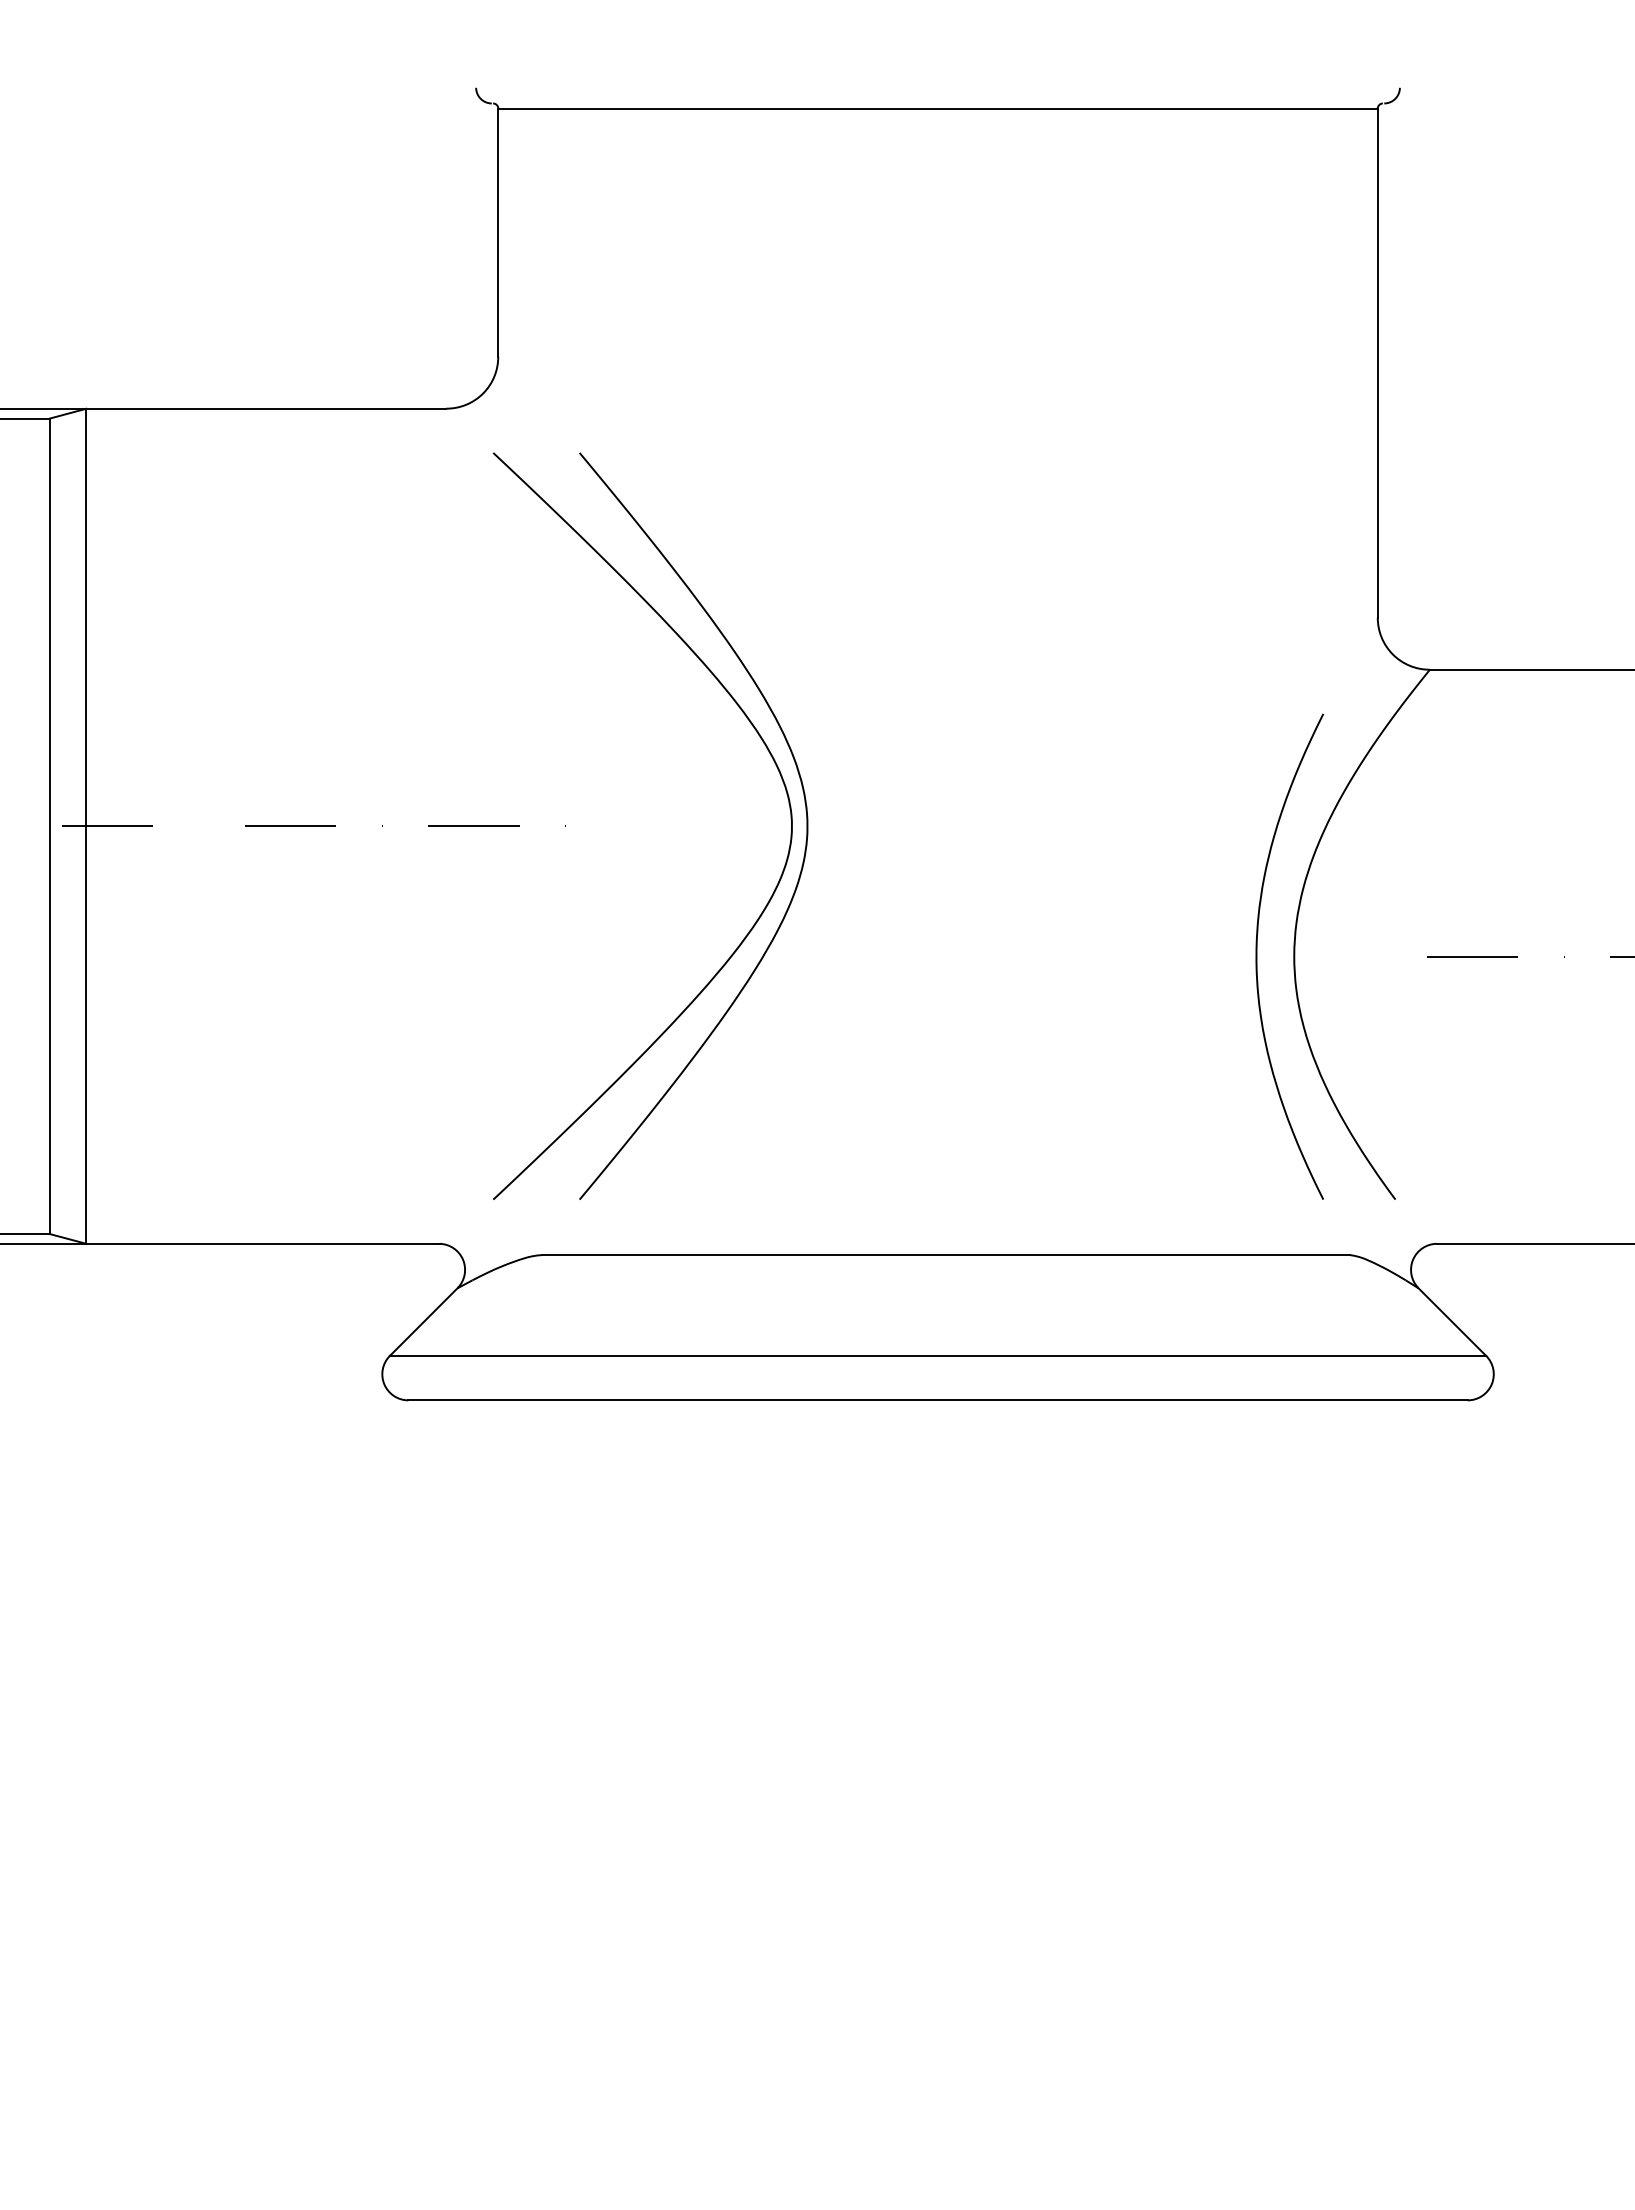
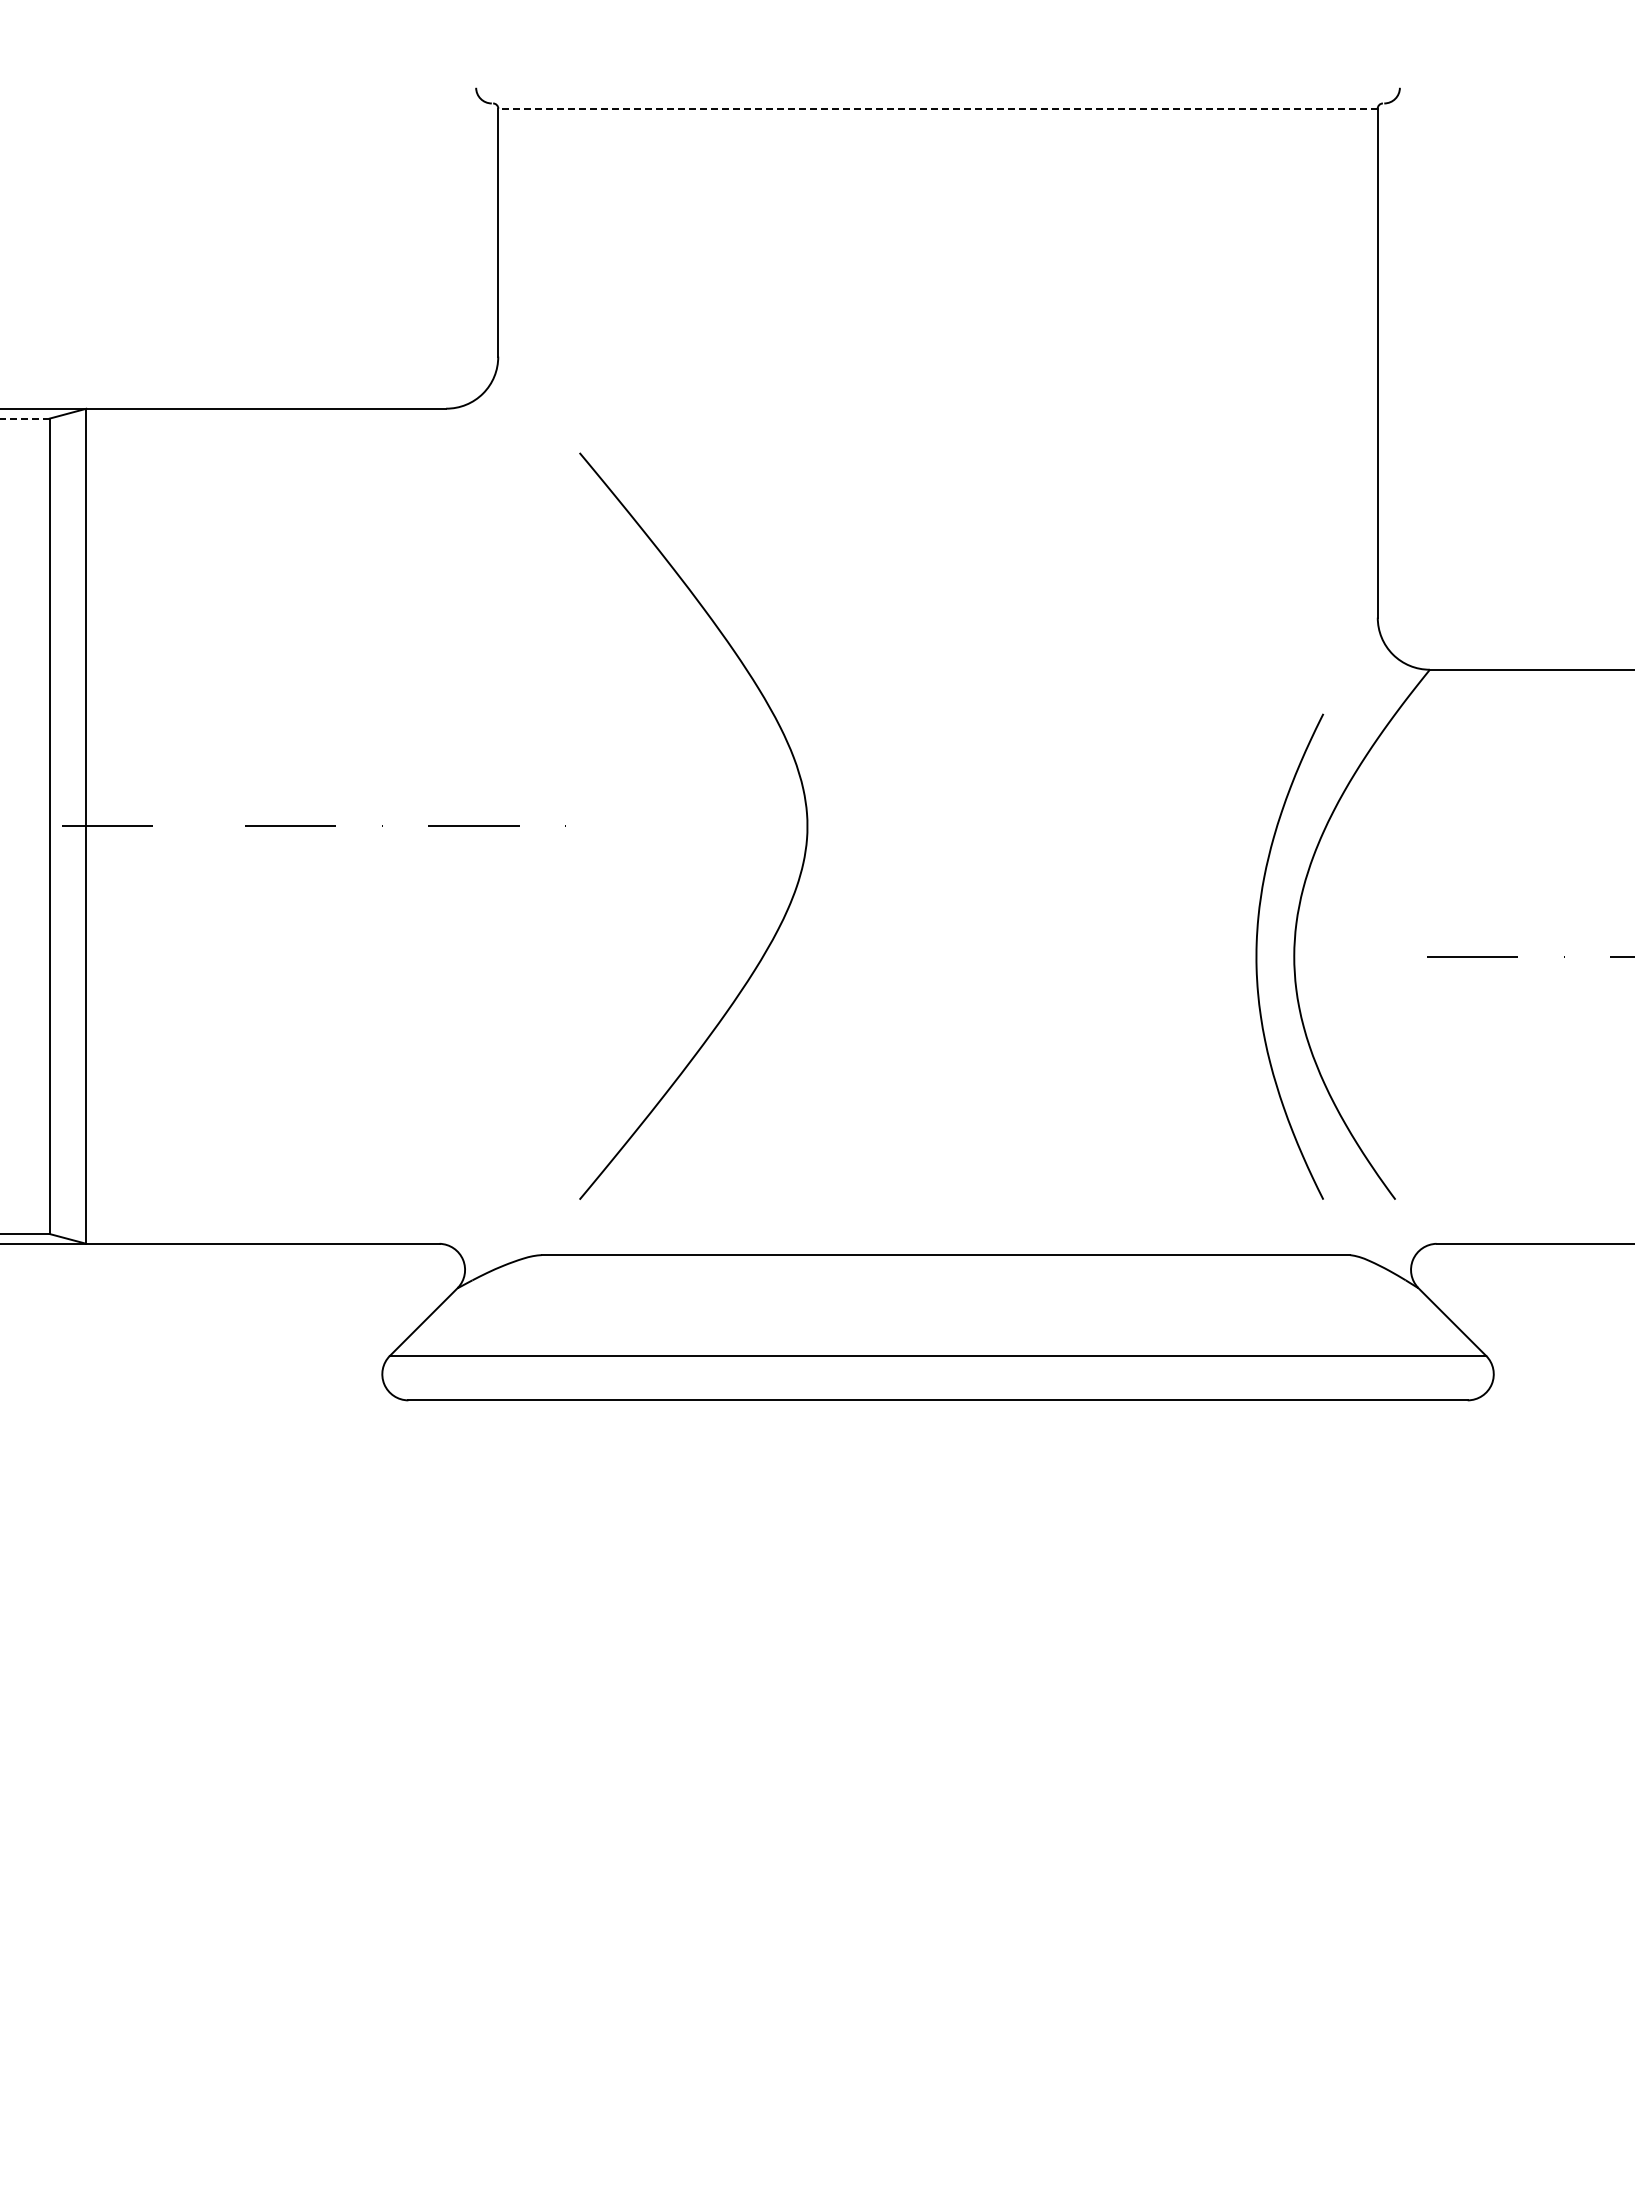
line: solid -> dashed (938, 108)
line: solid -> dashed (24, 418)
curve: present -> none (768, 752)
